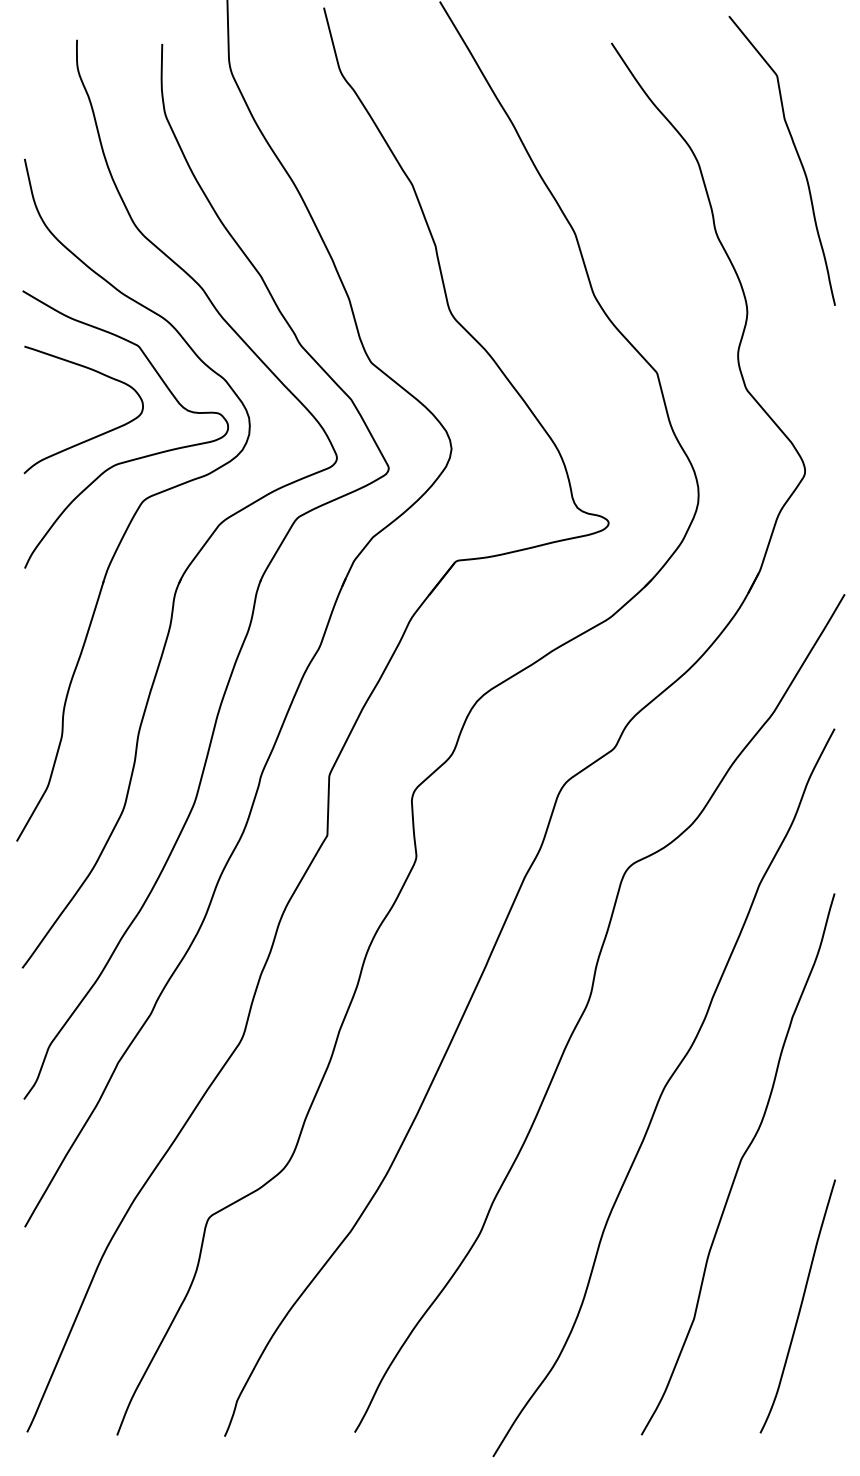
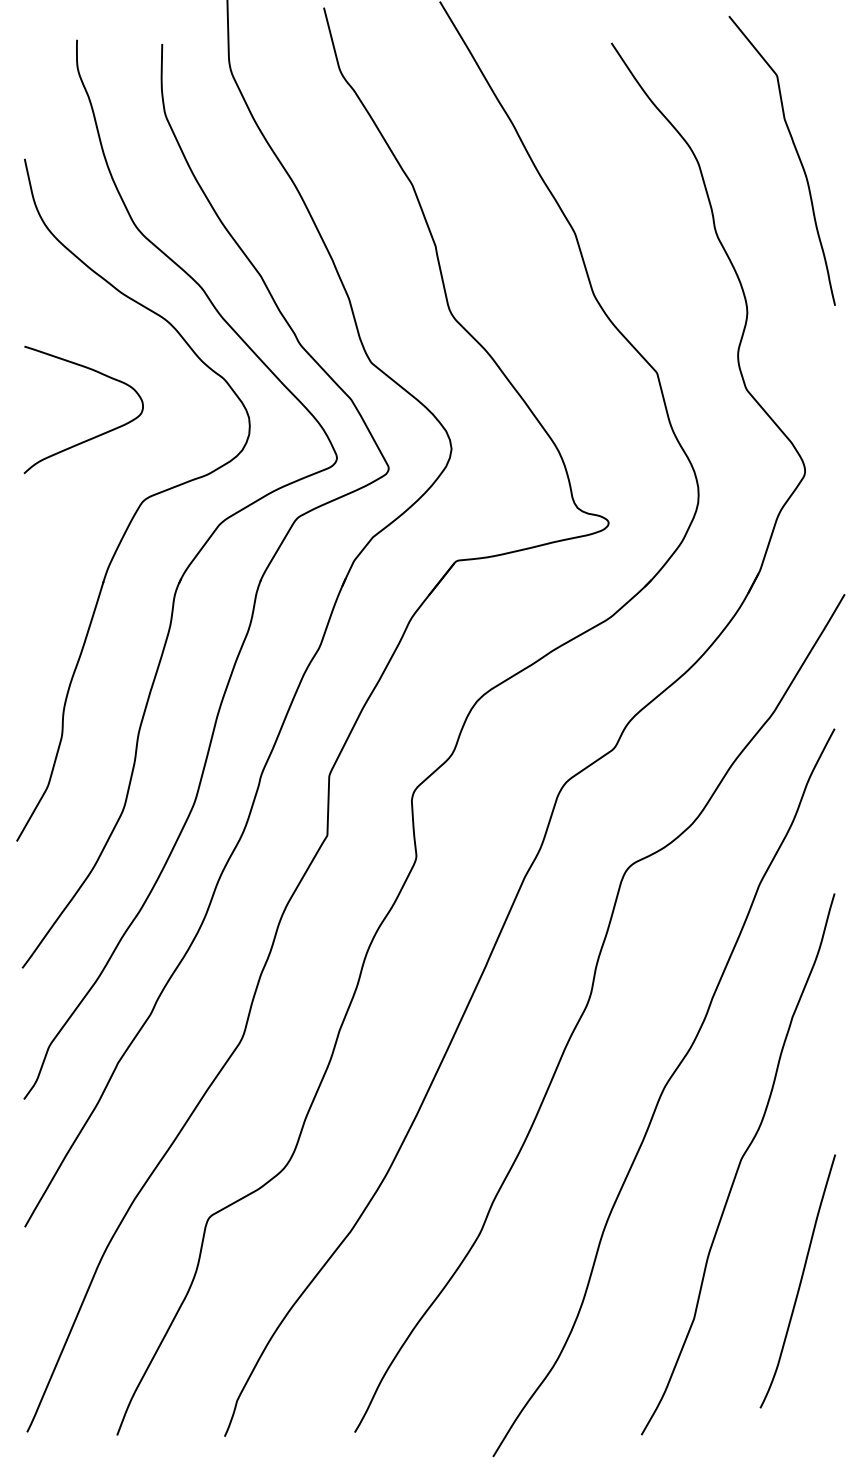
curve: present -> none (134, 458)
curve position: (799, 1307) -> (799, 1282) (799, 1282)
